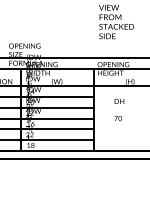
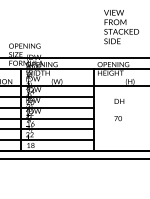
text position: (116, 22) -> (121, 27) (121, 27)
